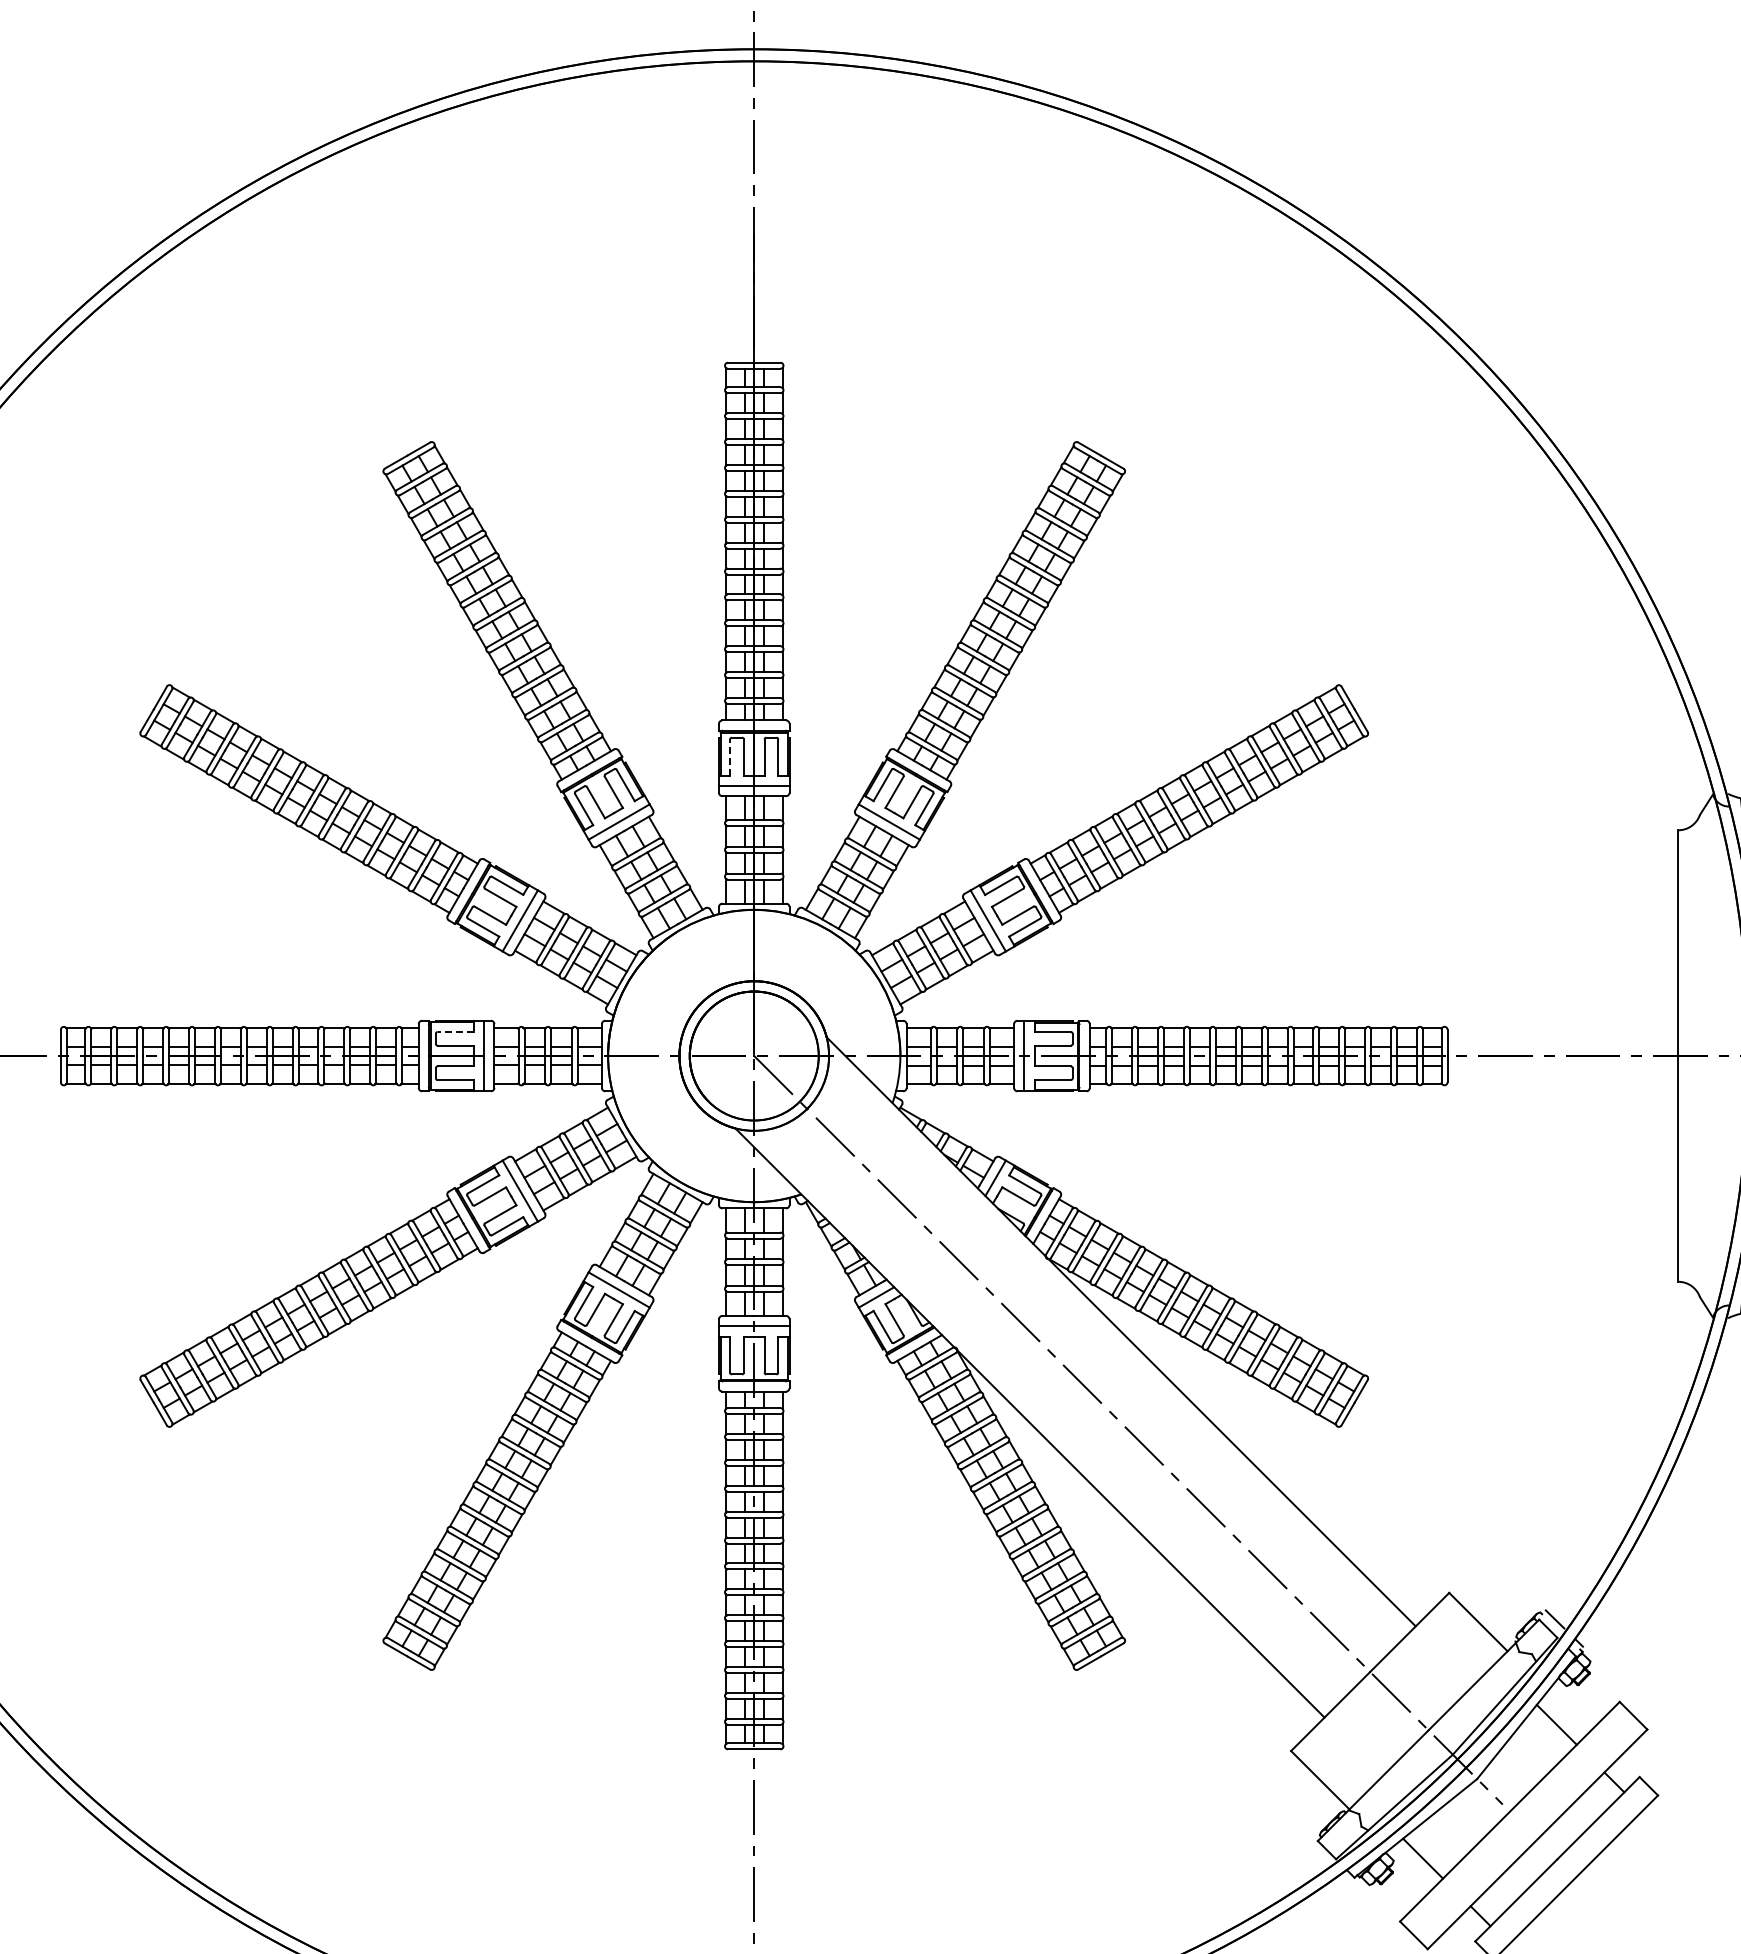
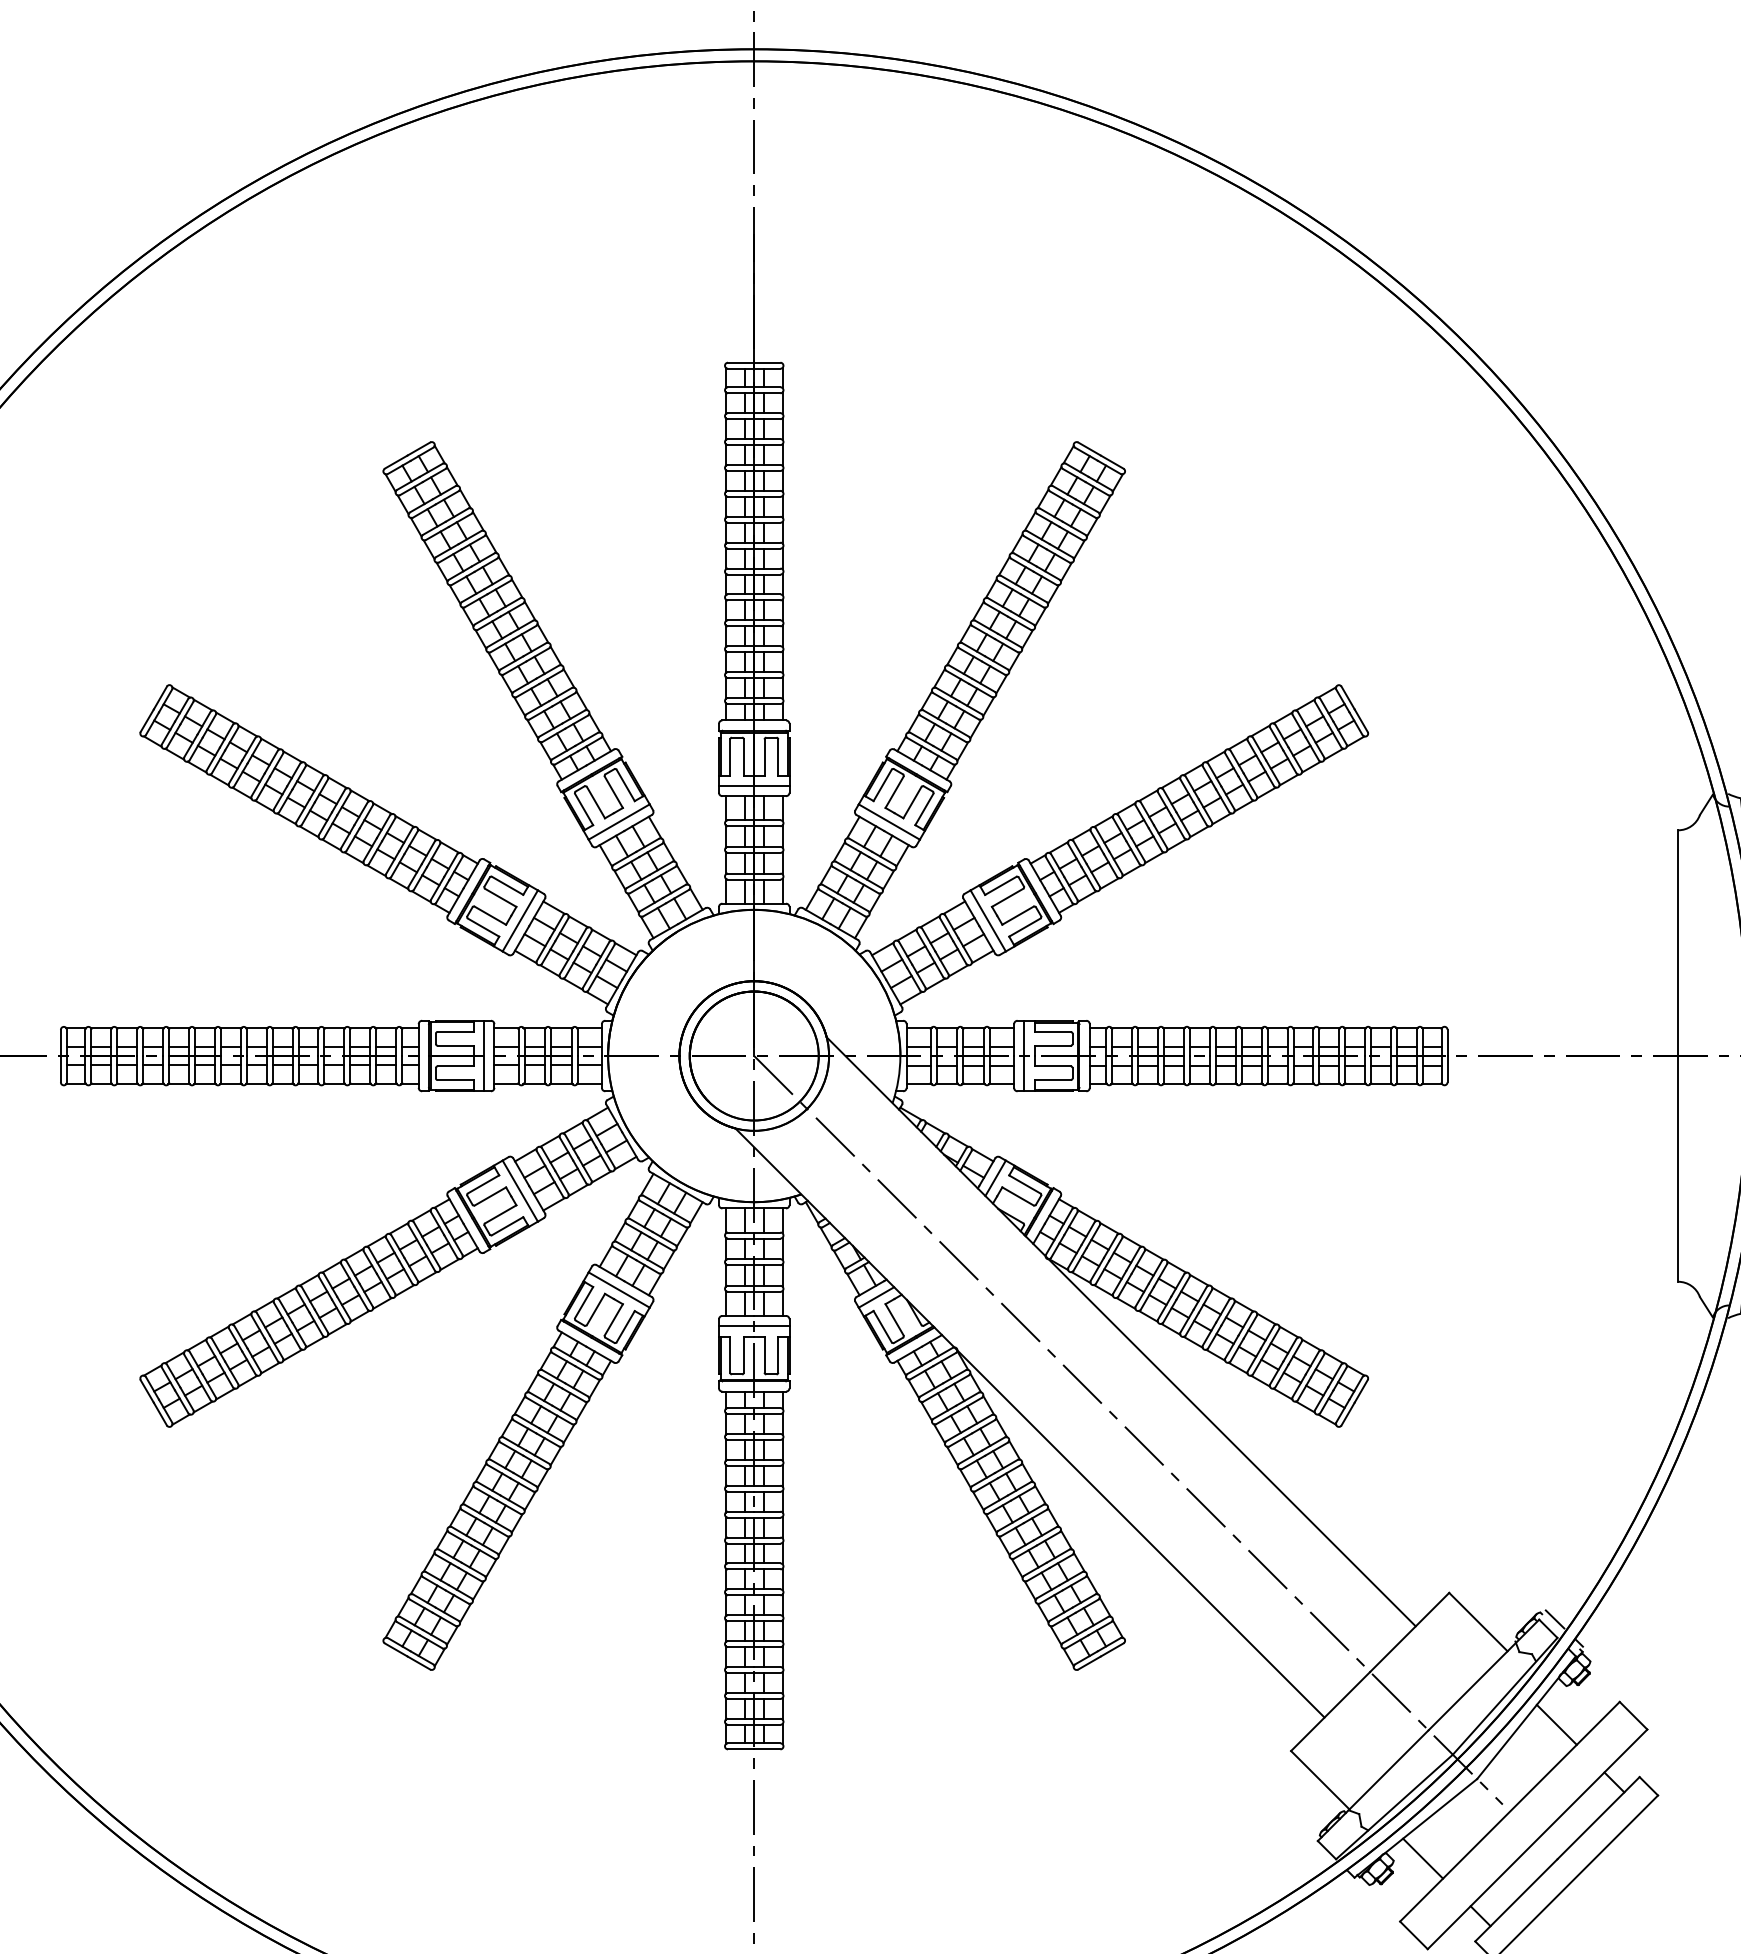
line: dashed -> solid (730, 756)
line: dashed -> solid (455, 1031)
